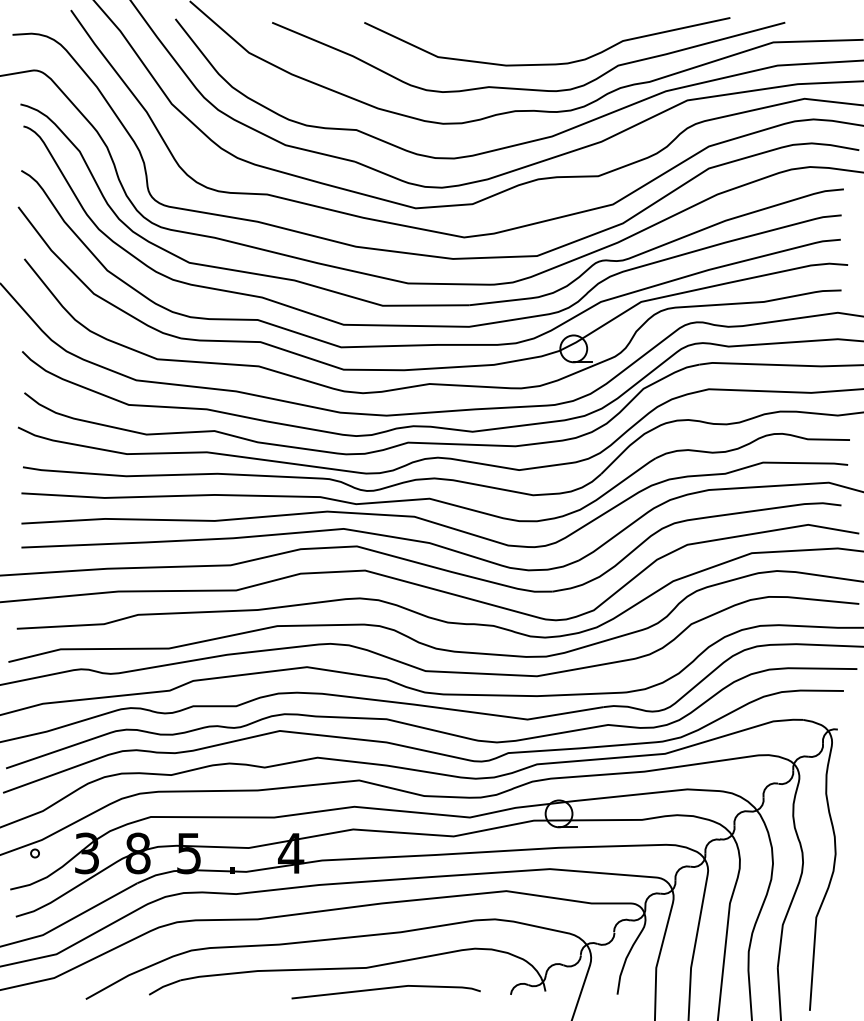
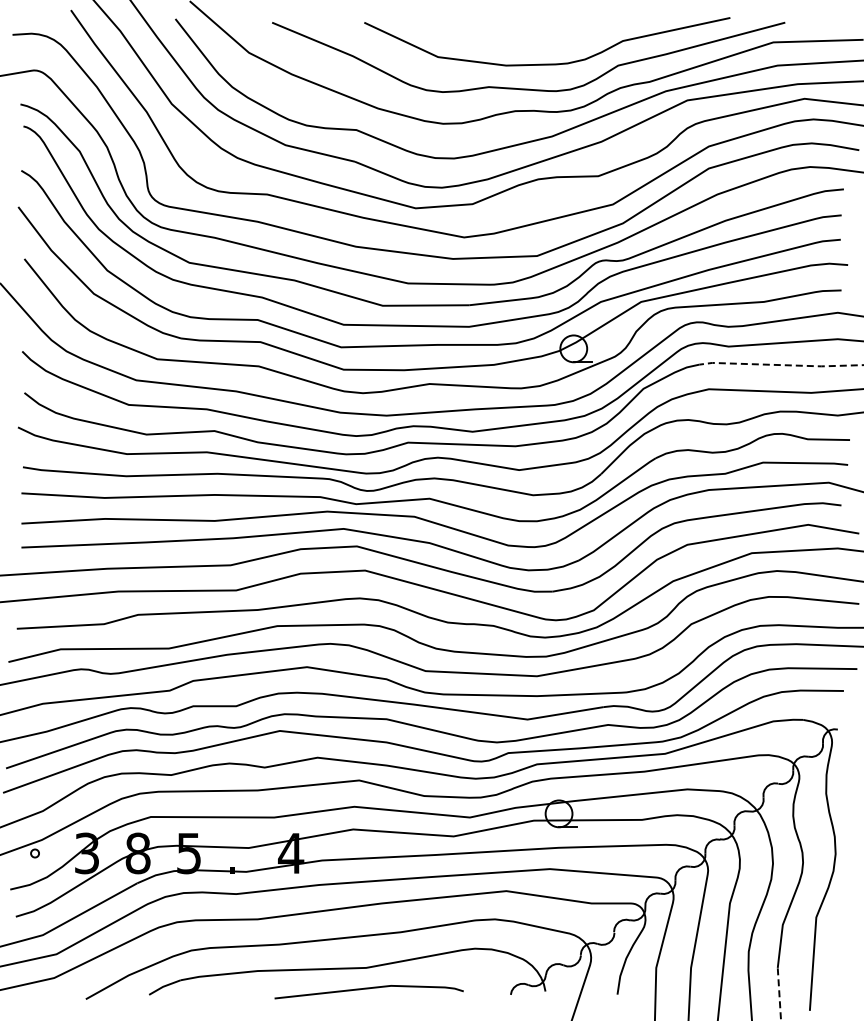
line: solid -> dashed (780, 365)
line position: (385, 989) -> (368, 989) (368, 989)
line: solid -> dashed (779, 993)
